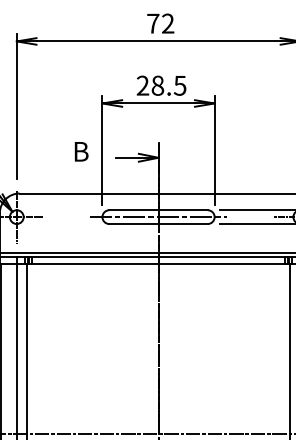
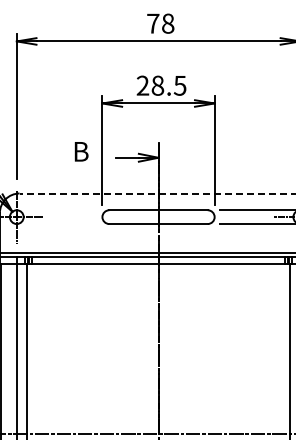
text: 72 -> 78 (168, 23)
line: solid -> dashed (157, 193)
line: present -> none (158, 217)
